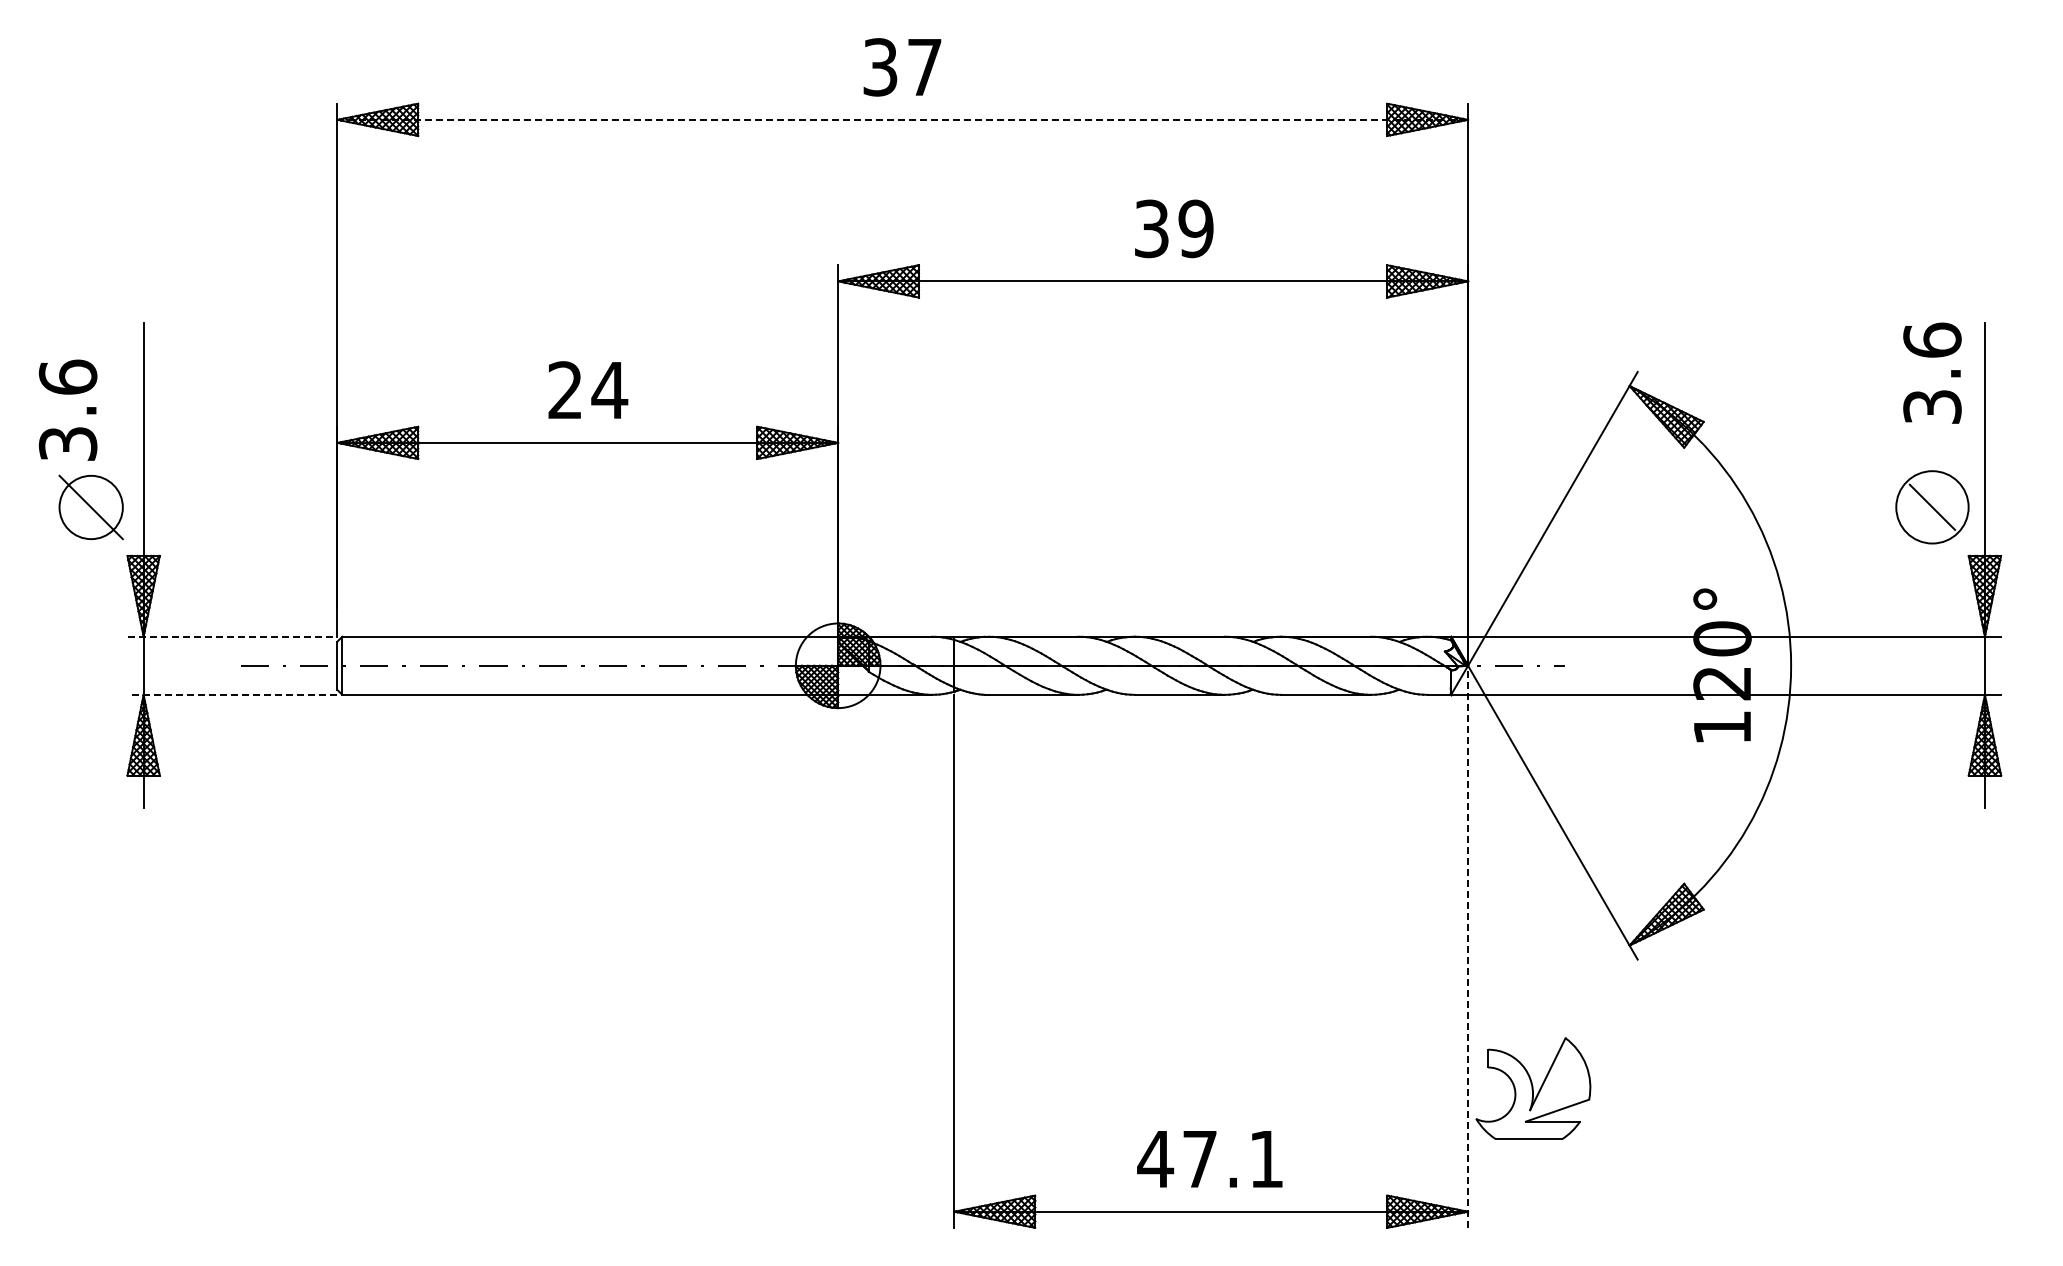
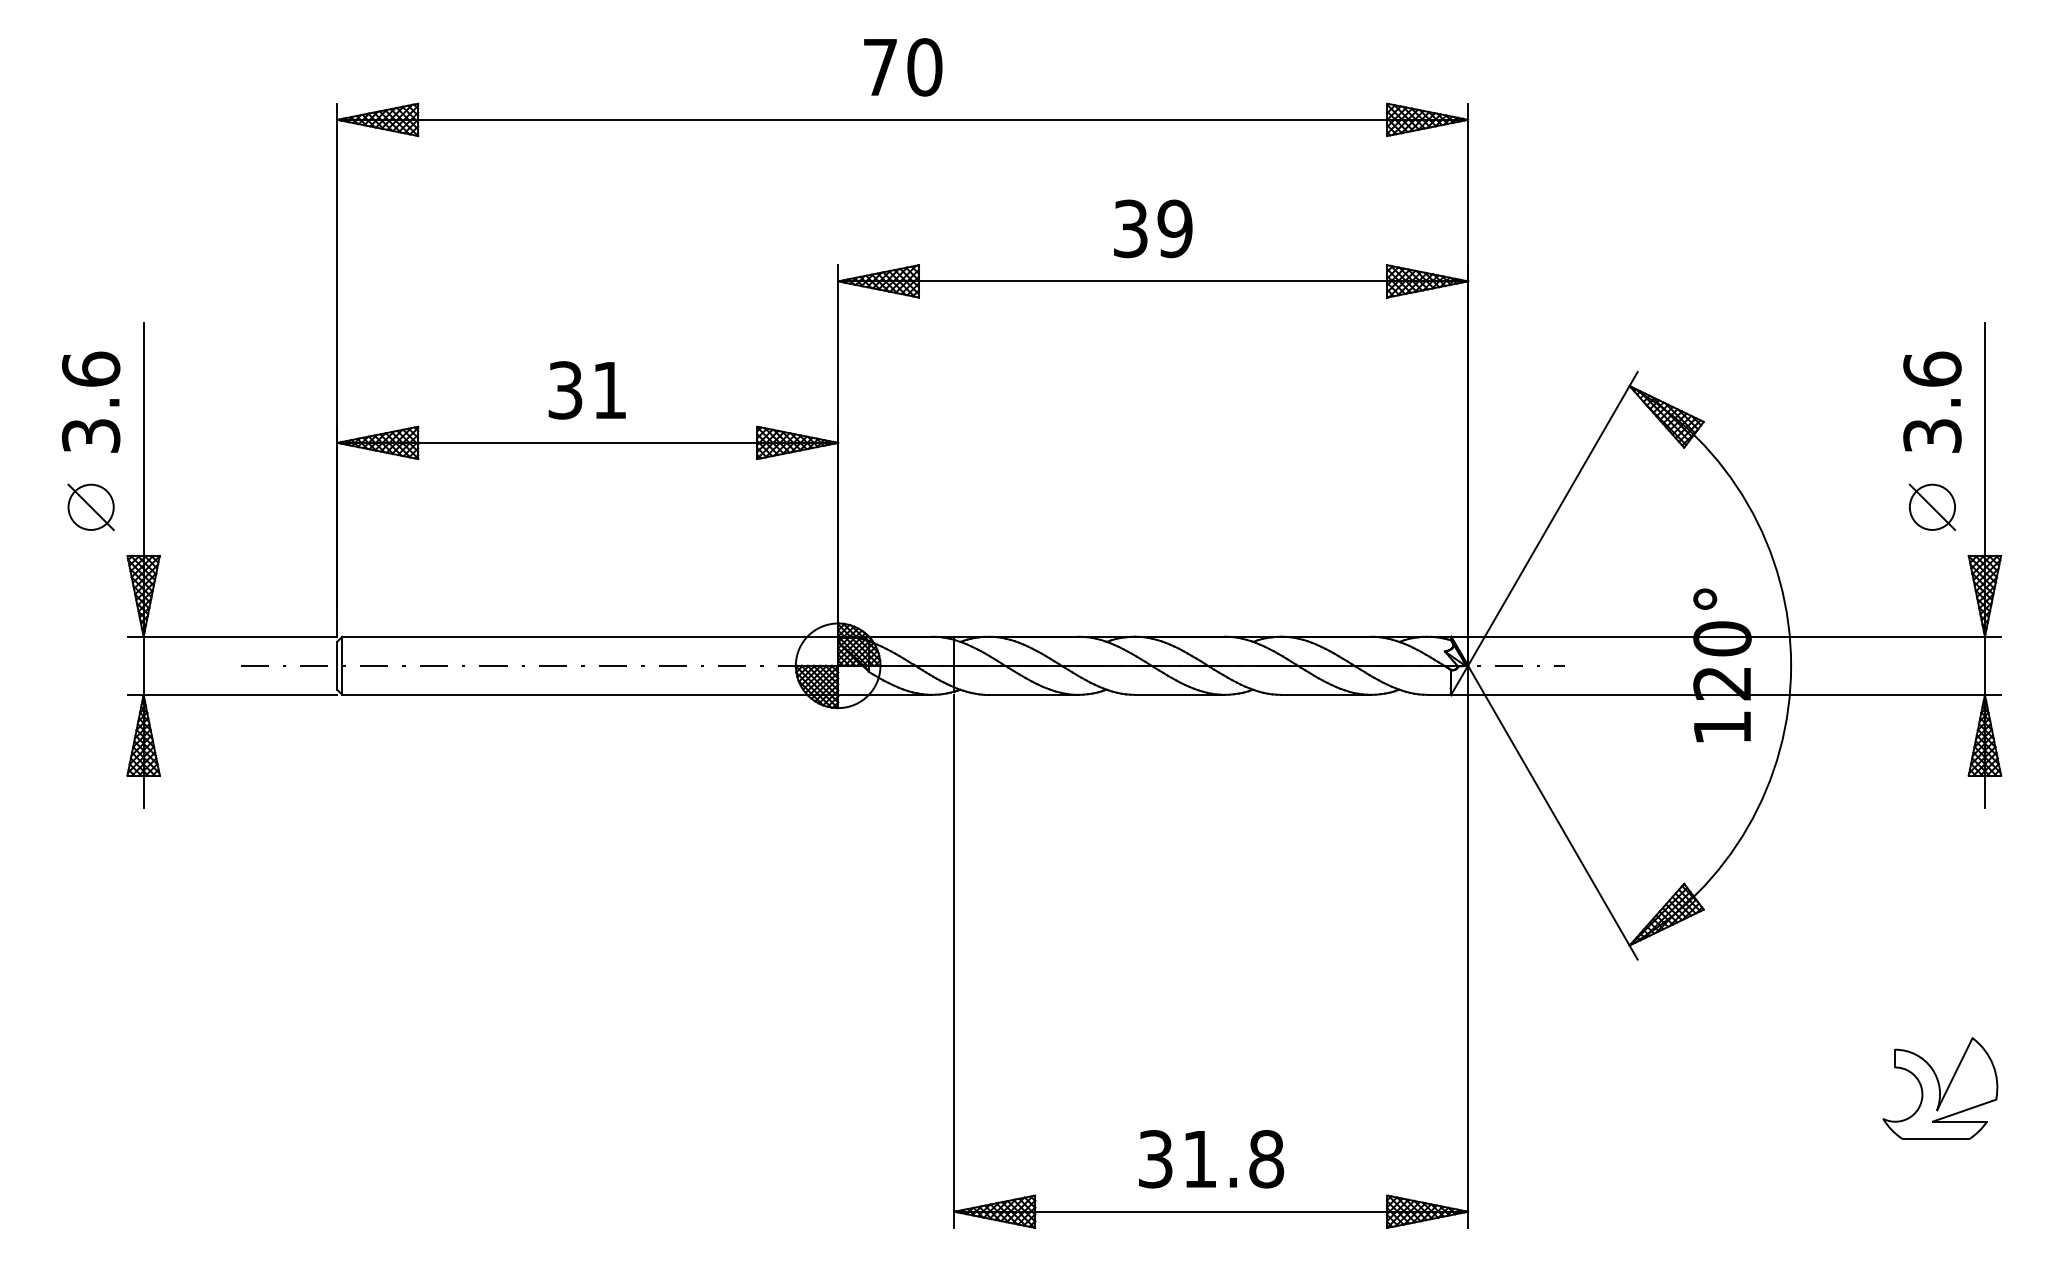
text: 37 -> 70 (902, 67)
line: dashed -> solid (903, 119)
text position: (1174, 228) -> (1153, 228) (1153, 228)
text position: (1932, 372) -> (1932, 401) (1932, 401)
text: 24 -> 31 (588, 390)
text position: (68, 409) -> (91, 401) (91, 401)
part size: 66x67 px -> 48x48 px (90, 506)
circle diameter: 72 px -> 45 px (1932, 506)
line: dashed -> solid (232, 636)
line: dashed -> solid (232, 694)
line: dashed -> solid (1468, 946)
part position: (1533, 1088) -> (1940, 1088) (1940, 1088)
text: 47.1 -> 31.8 (1210, 1159)
